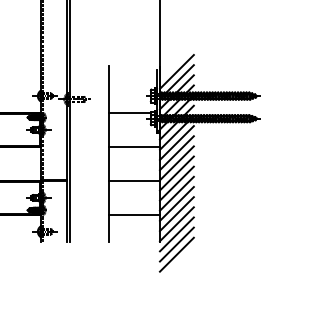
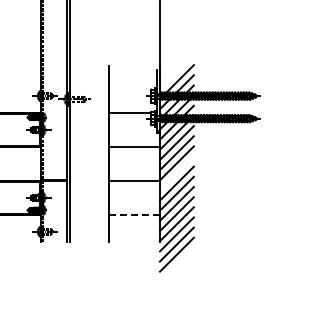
line: present -> none (176, 71)
line: present -> none (176, 173)
line: solid -> dashed (135, 214)
